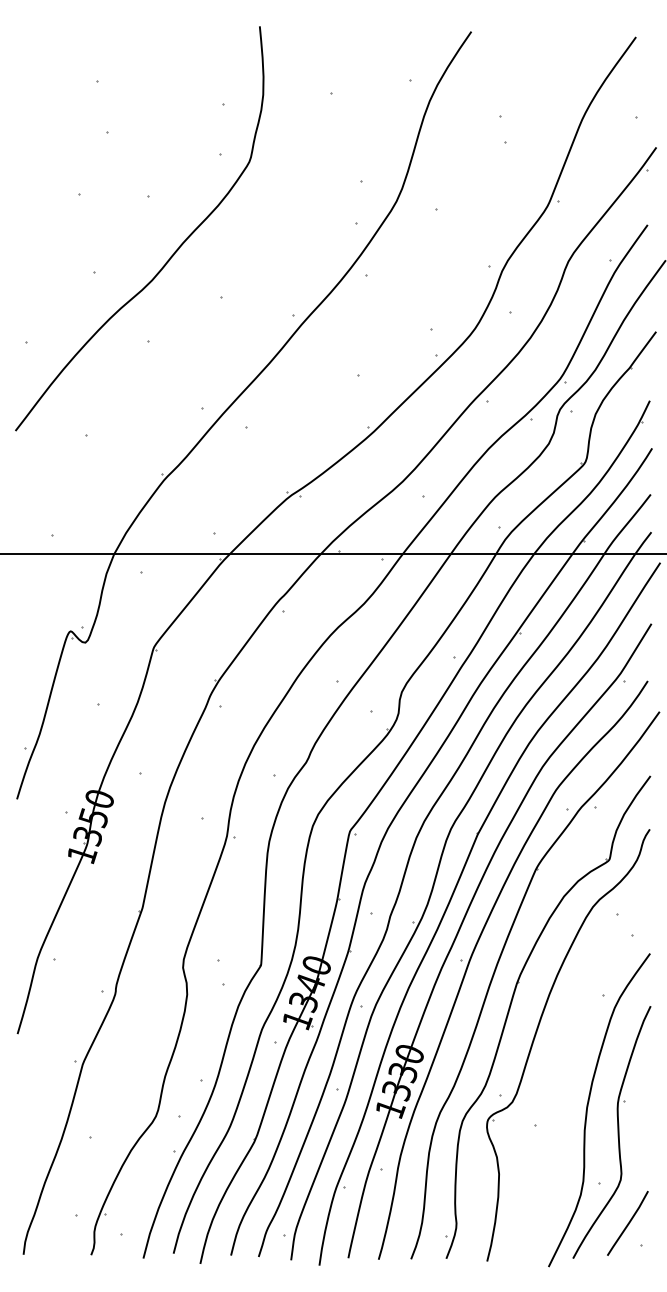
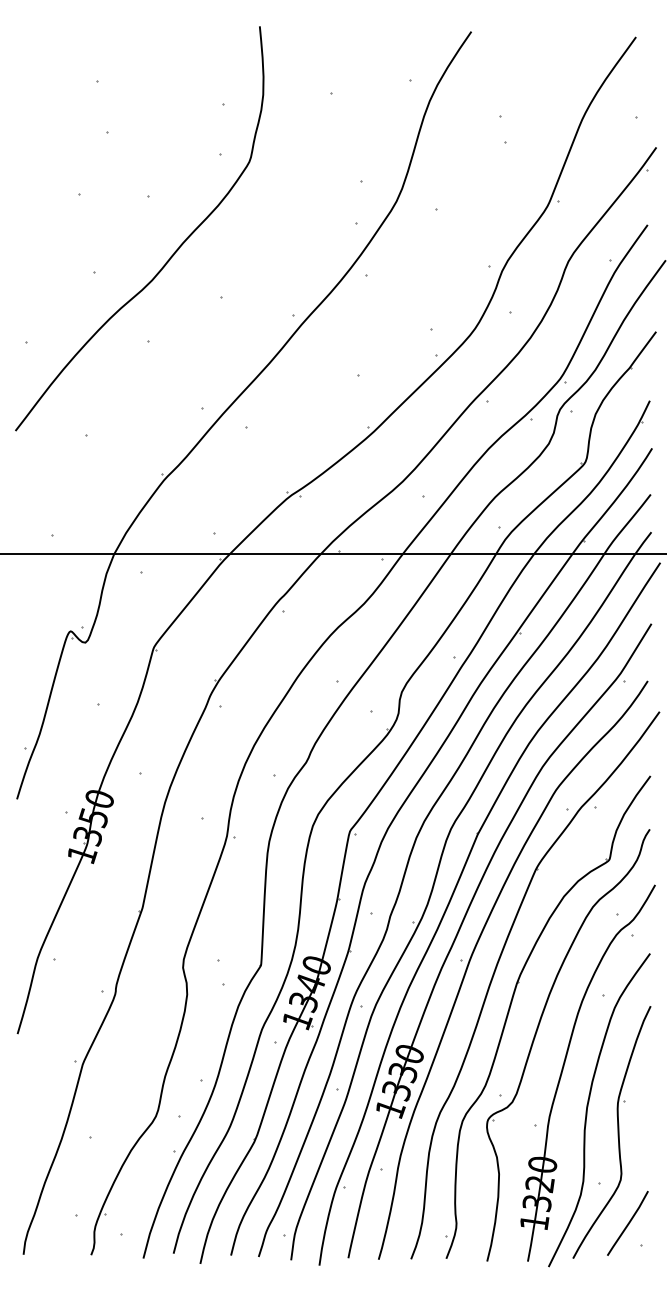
part: none -> present (565, 1063)
